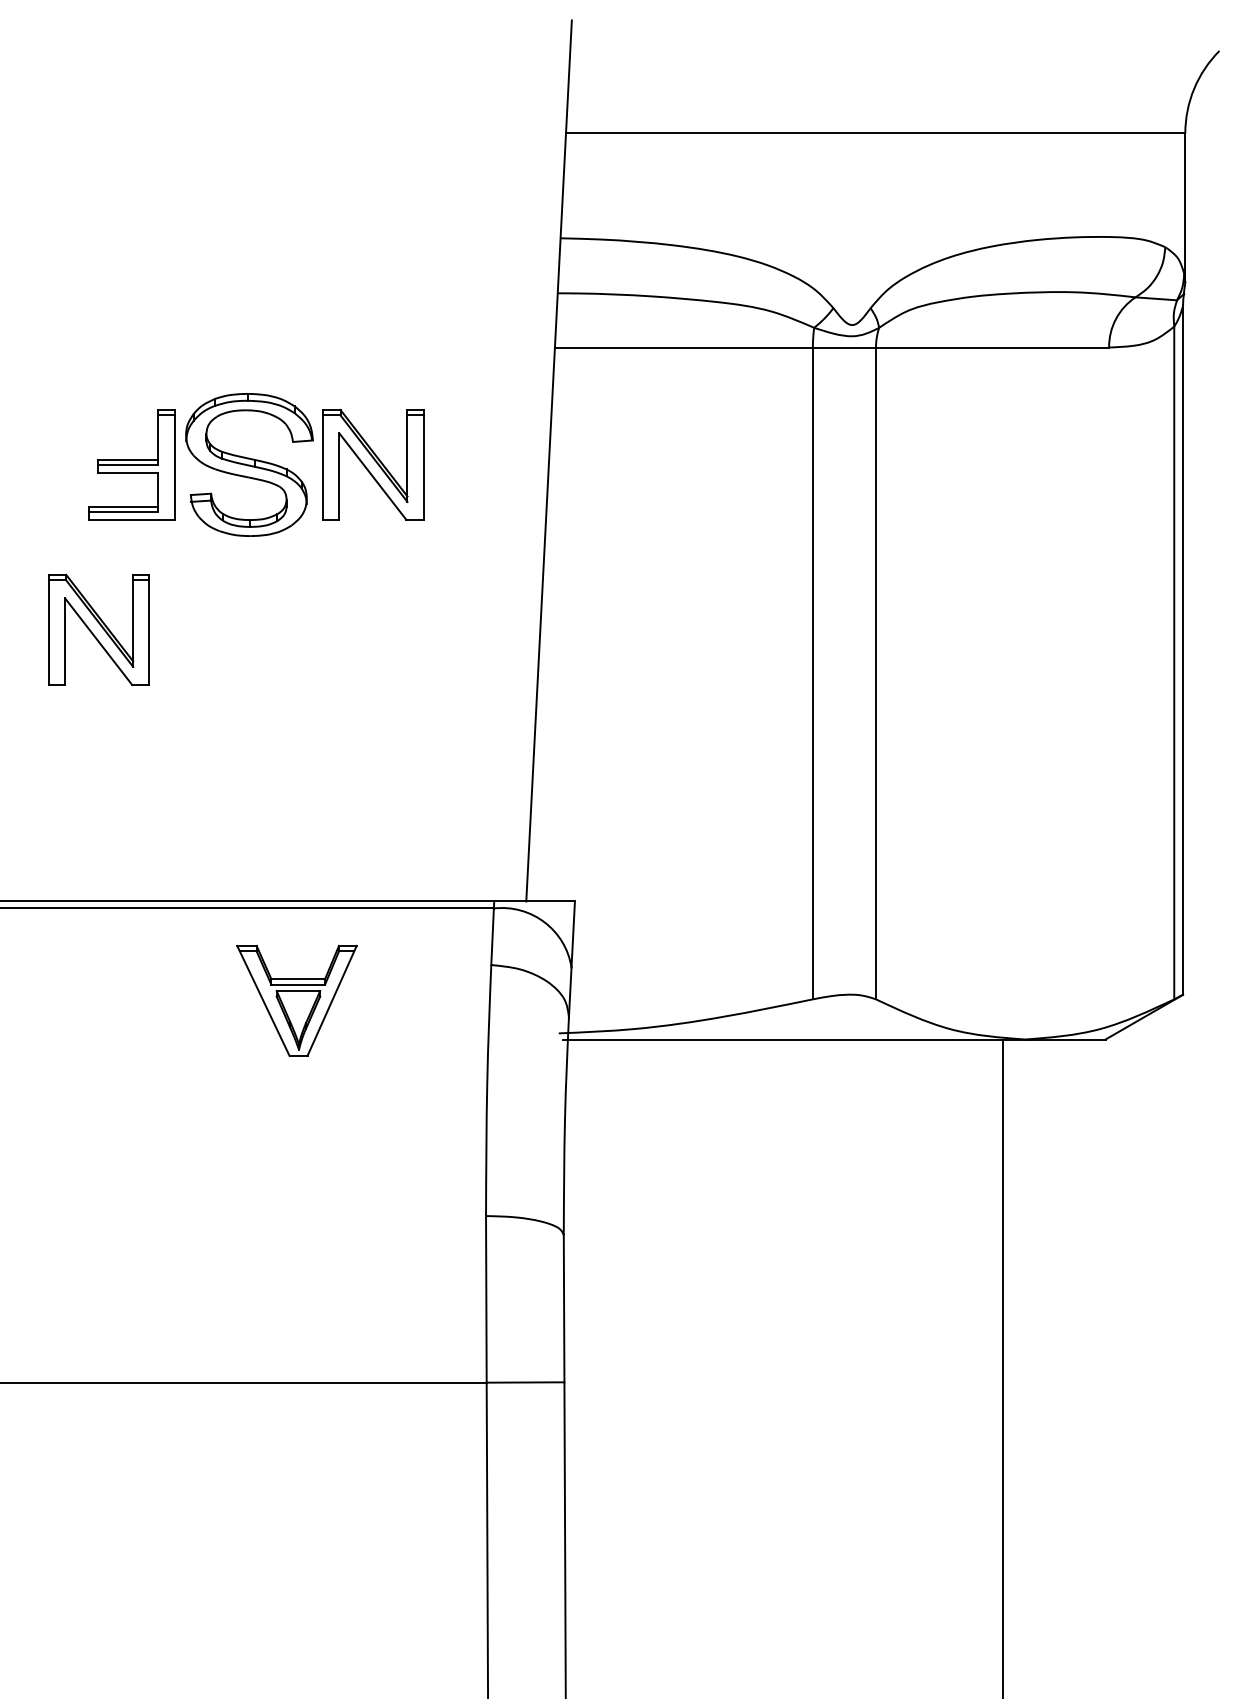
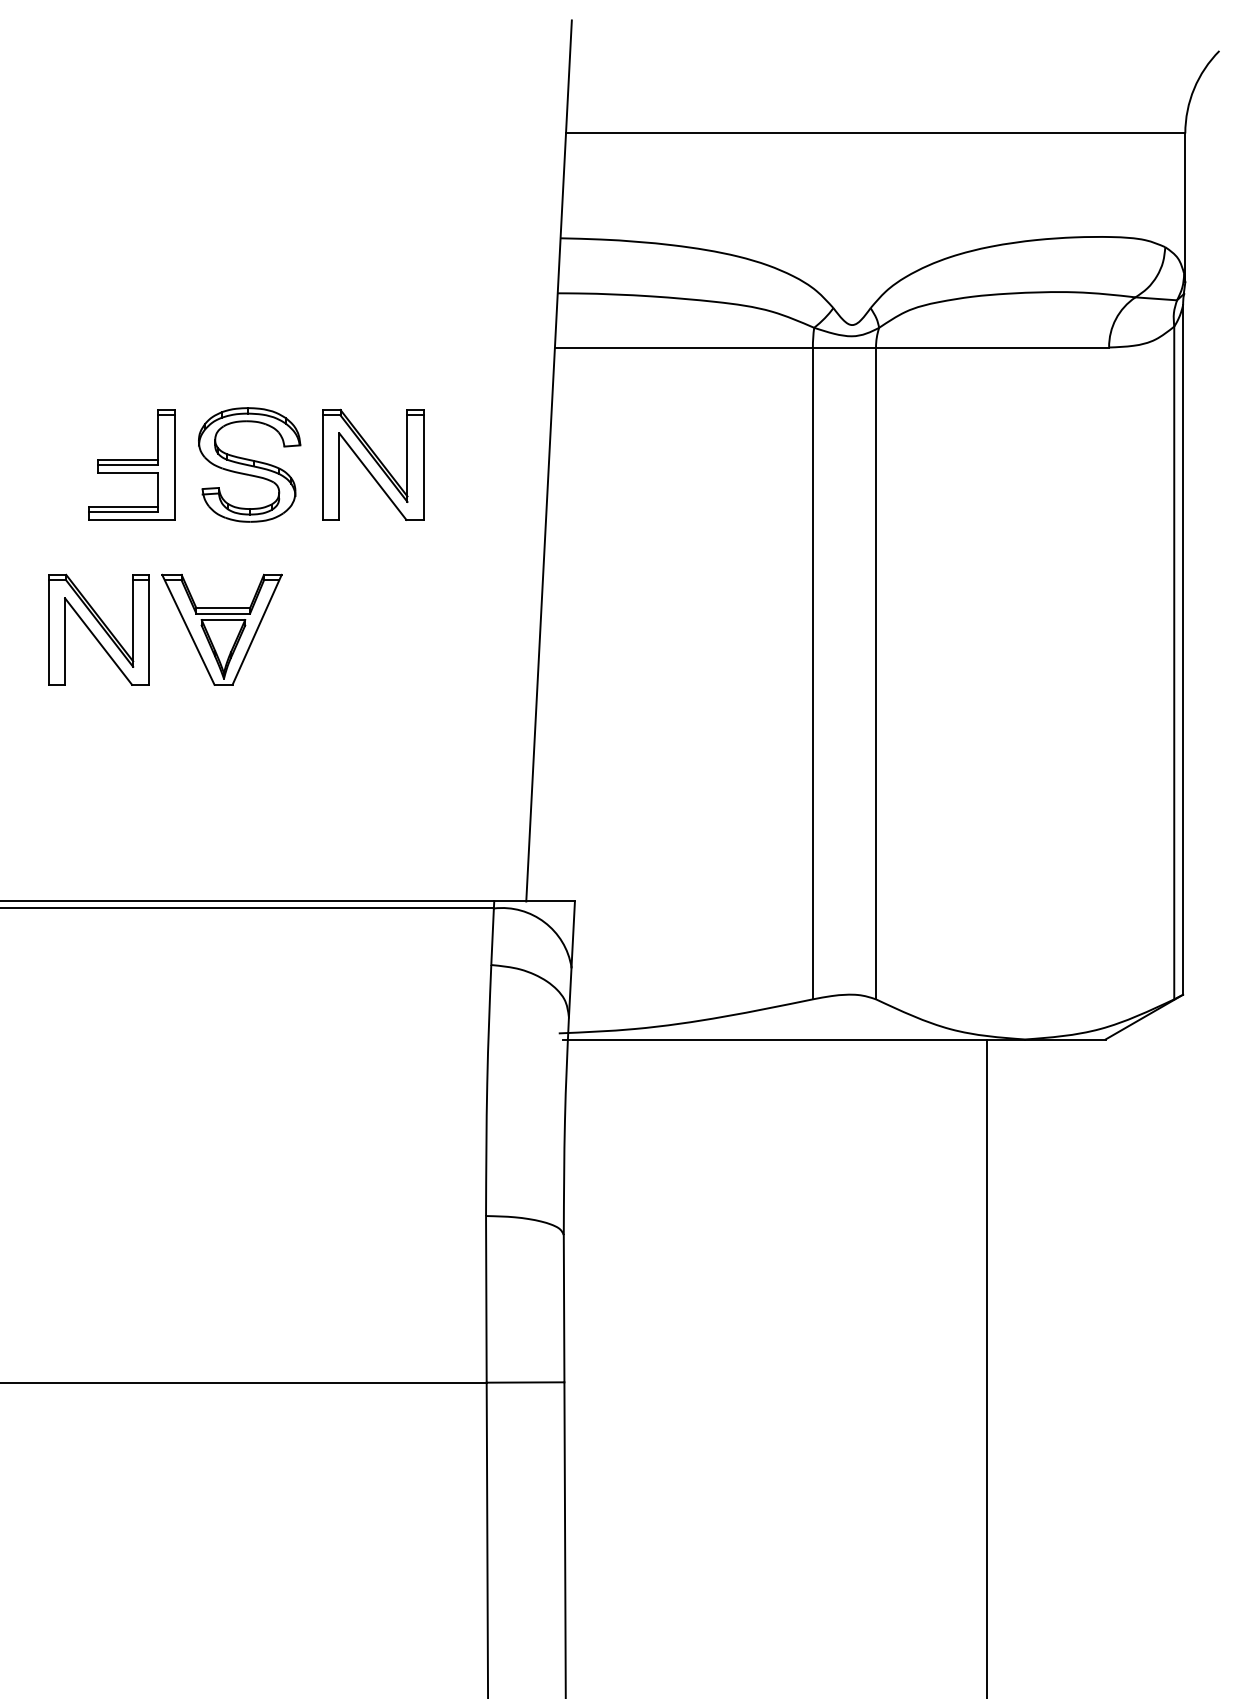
part size: 129x144 px -> 104x116 px (249, 464)
part position: (296, 1000) -> (221, 629) (221, 629)
line position: (1003, 1367) -> (987, 1367) (987, 1367)
